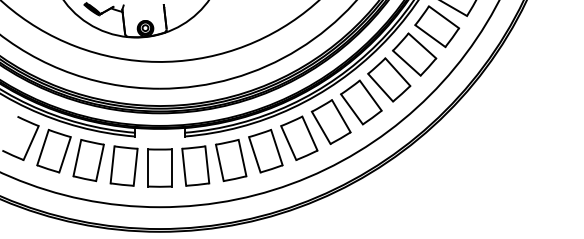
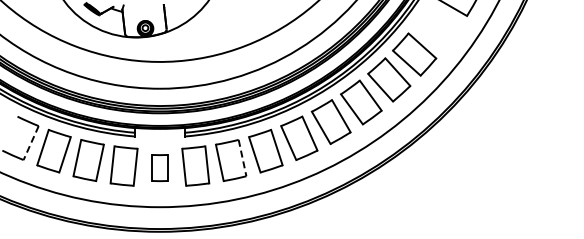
part: present -> none (437, 26)
line: solid -> dashed (31, 143)
line: solid -> dashed (242, 158)
part size: 26x40 px -> 18x29 px (159, 168)
